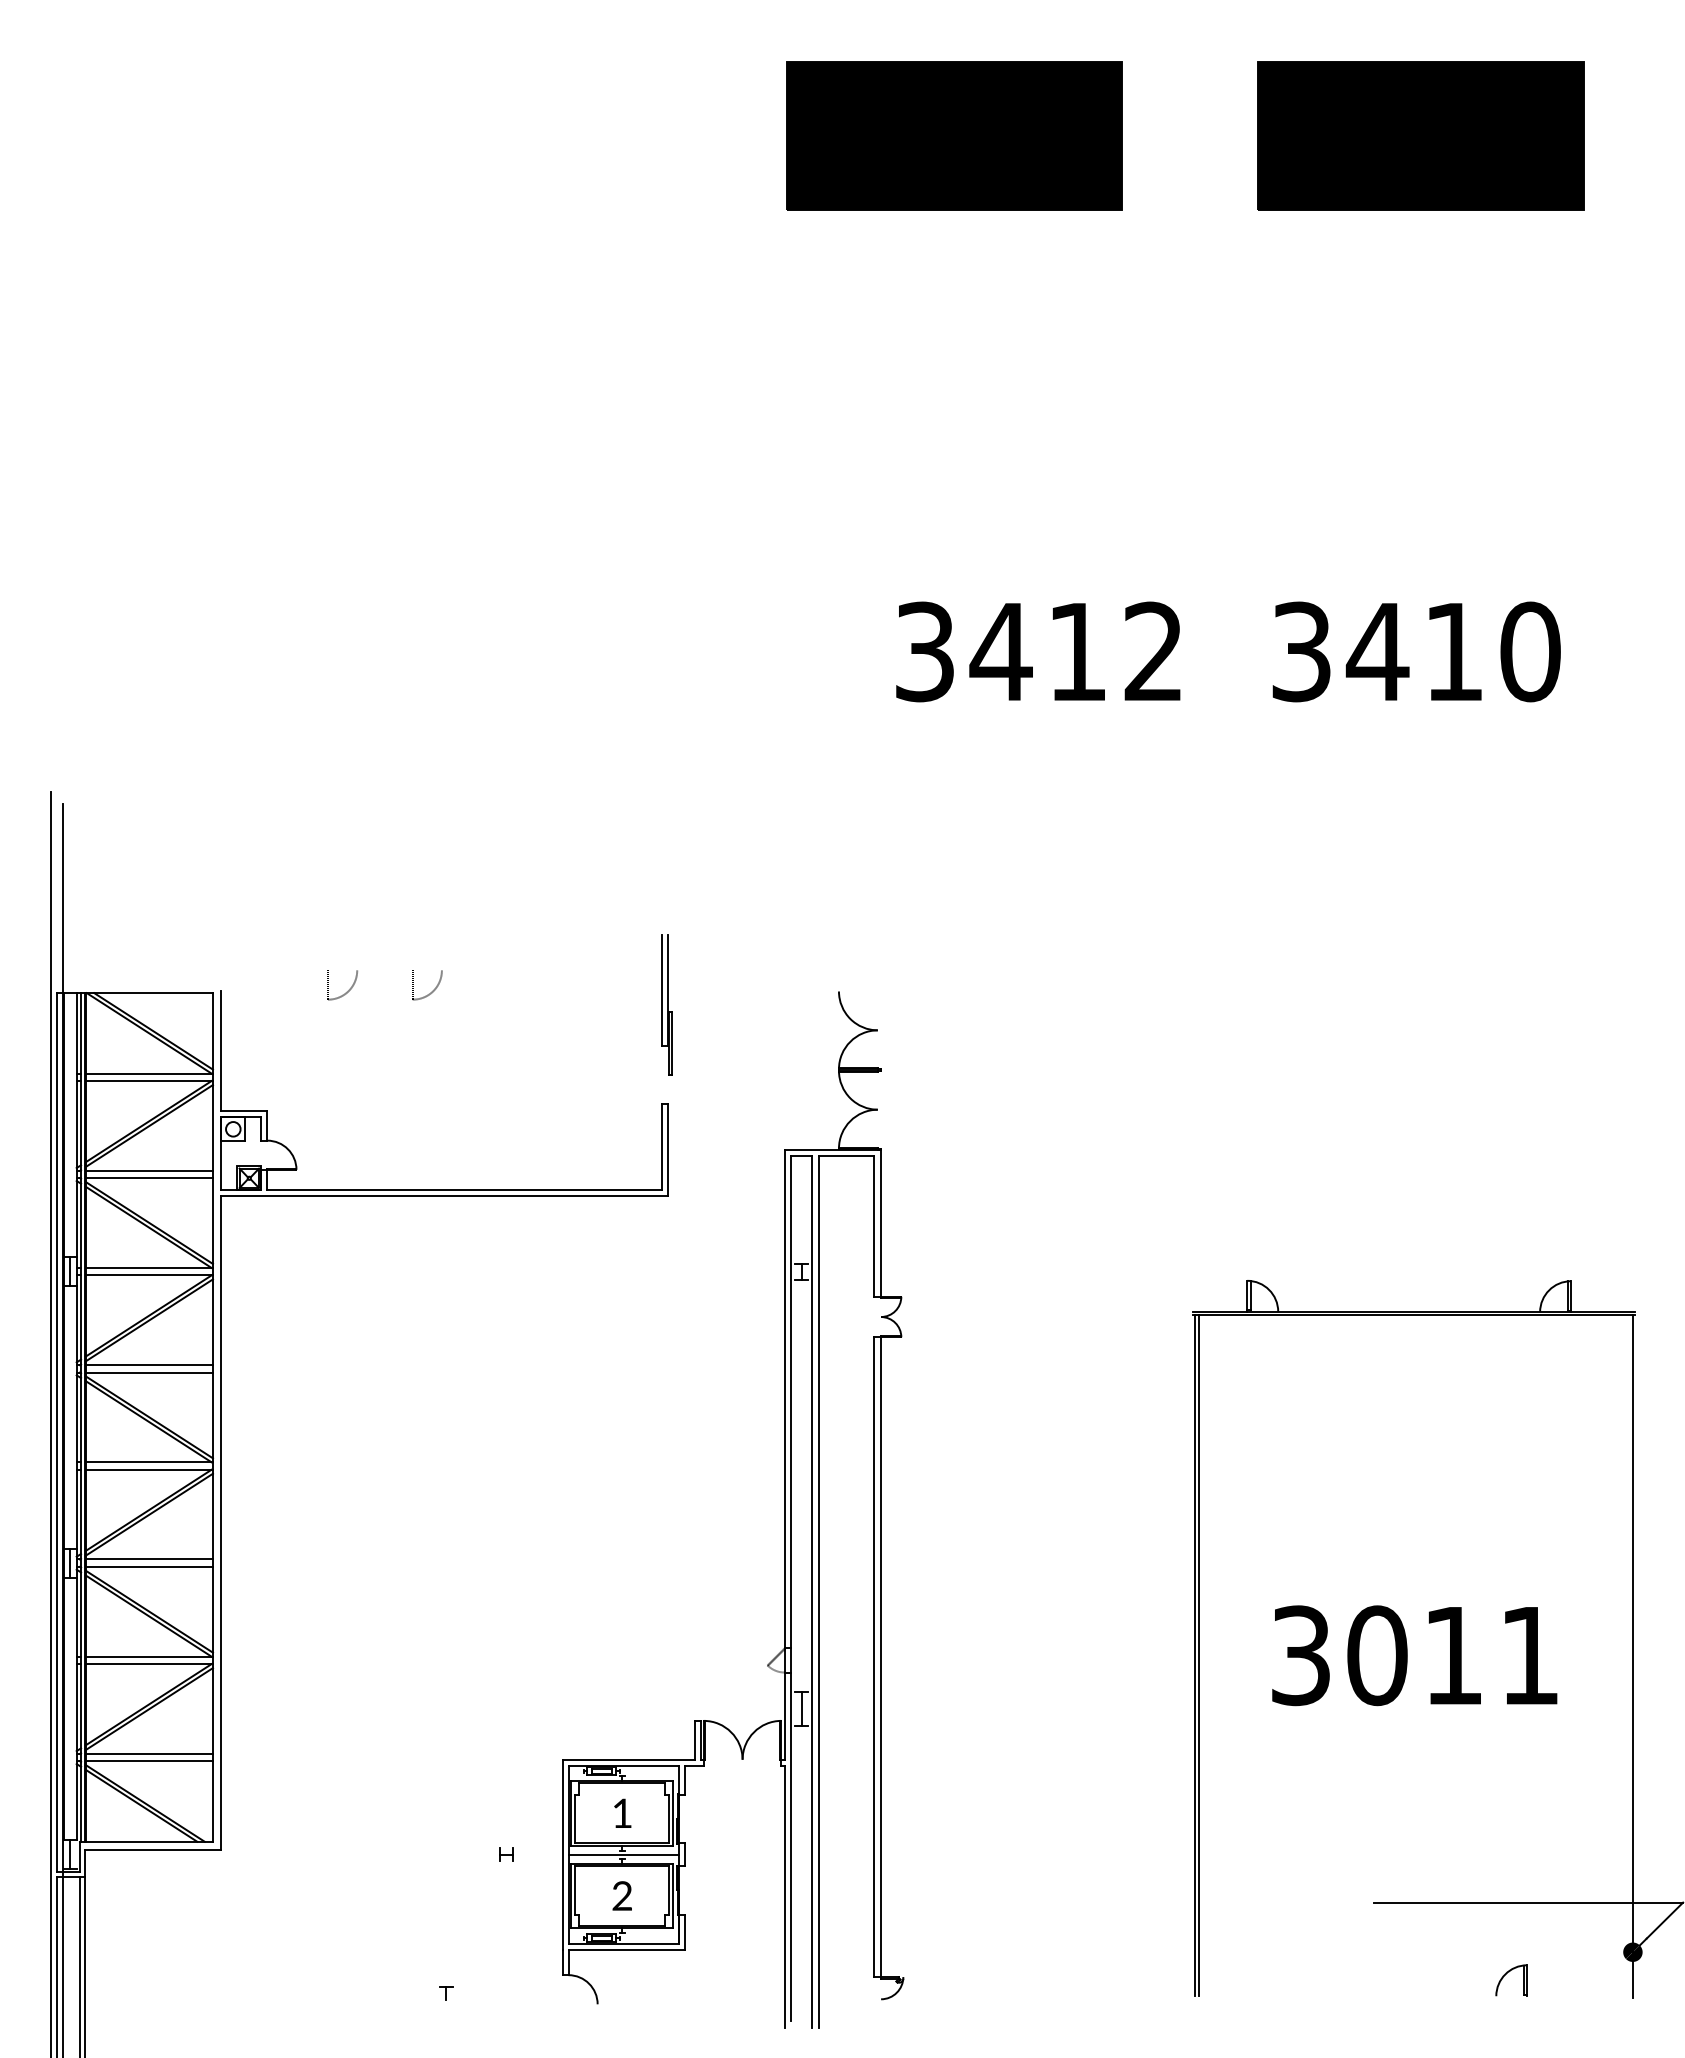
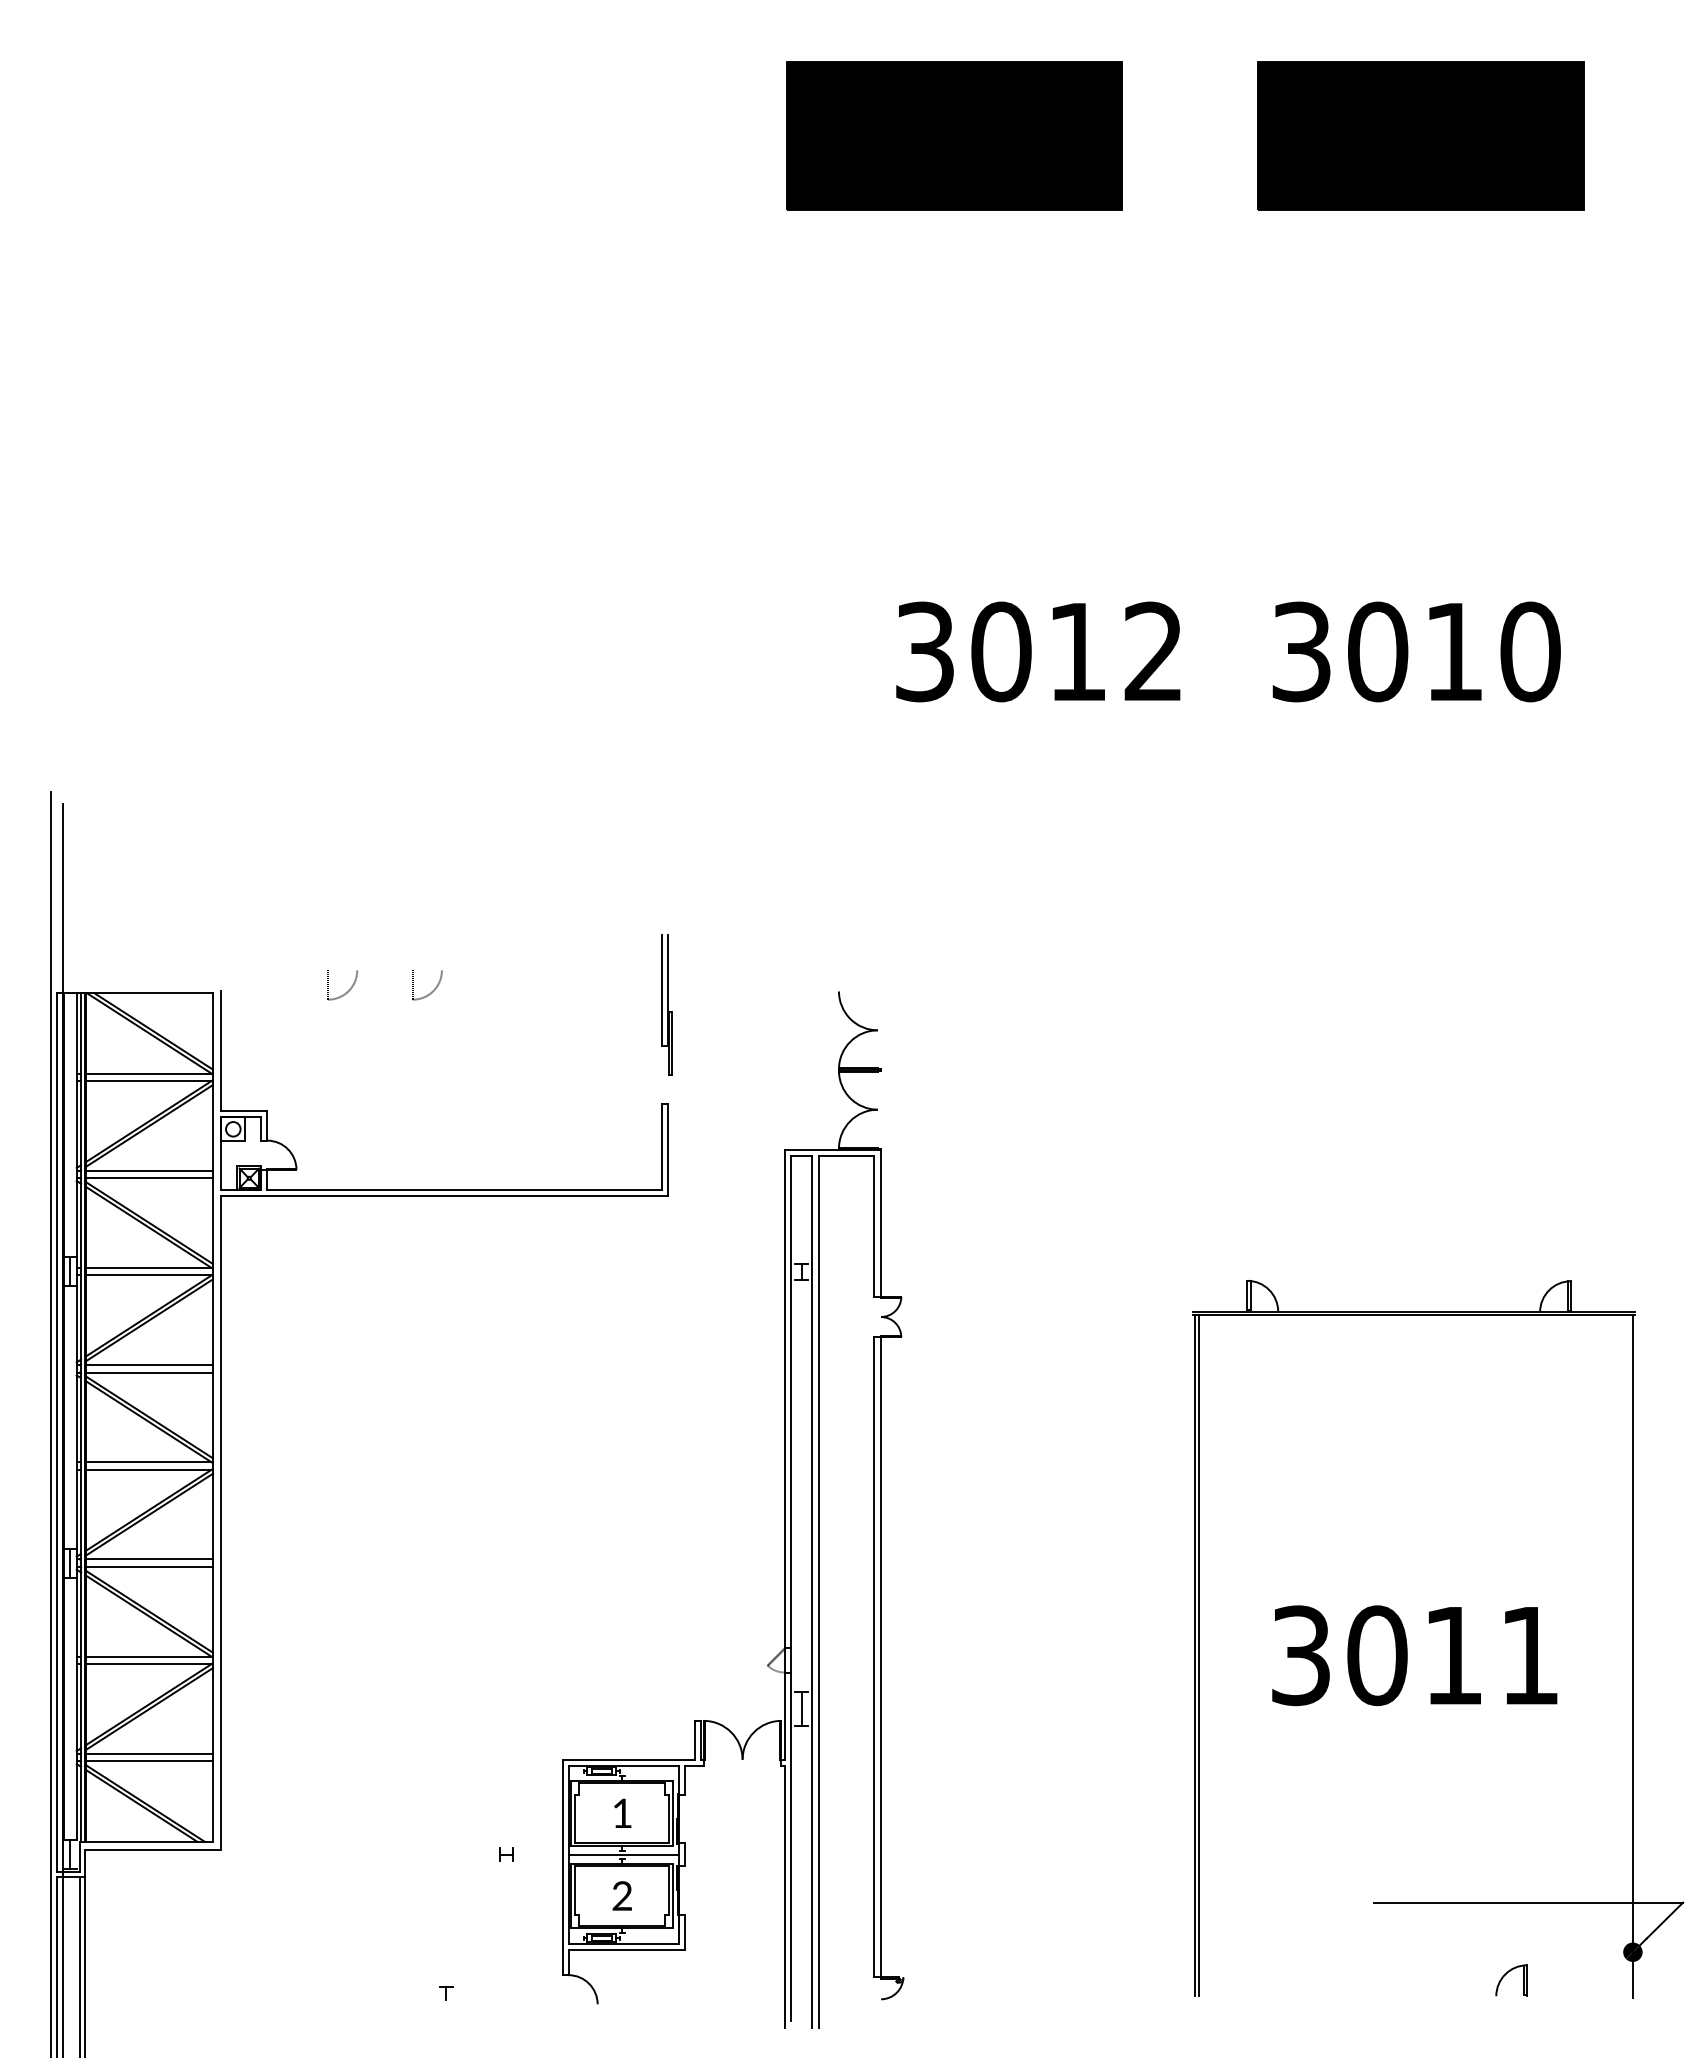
text: 3412 -> 3012 (1000, 651)
text: 3410 -> 3010 (1377, 651)
